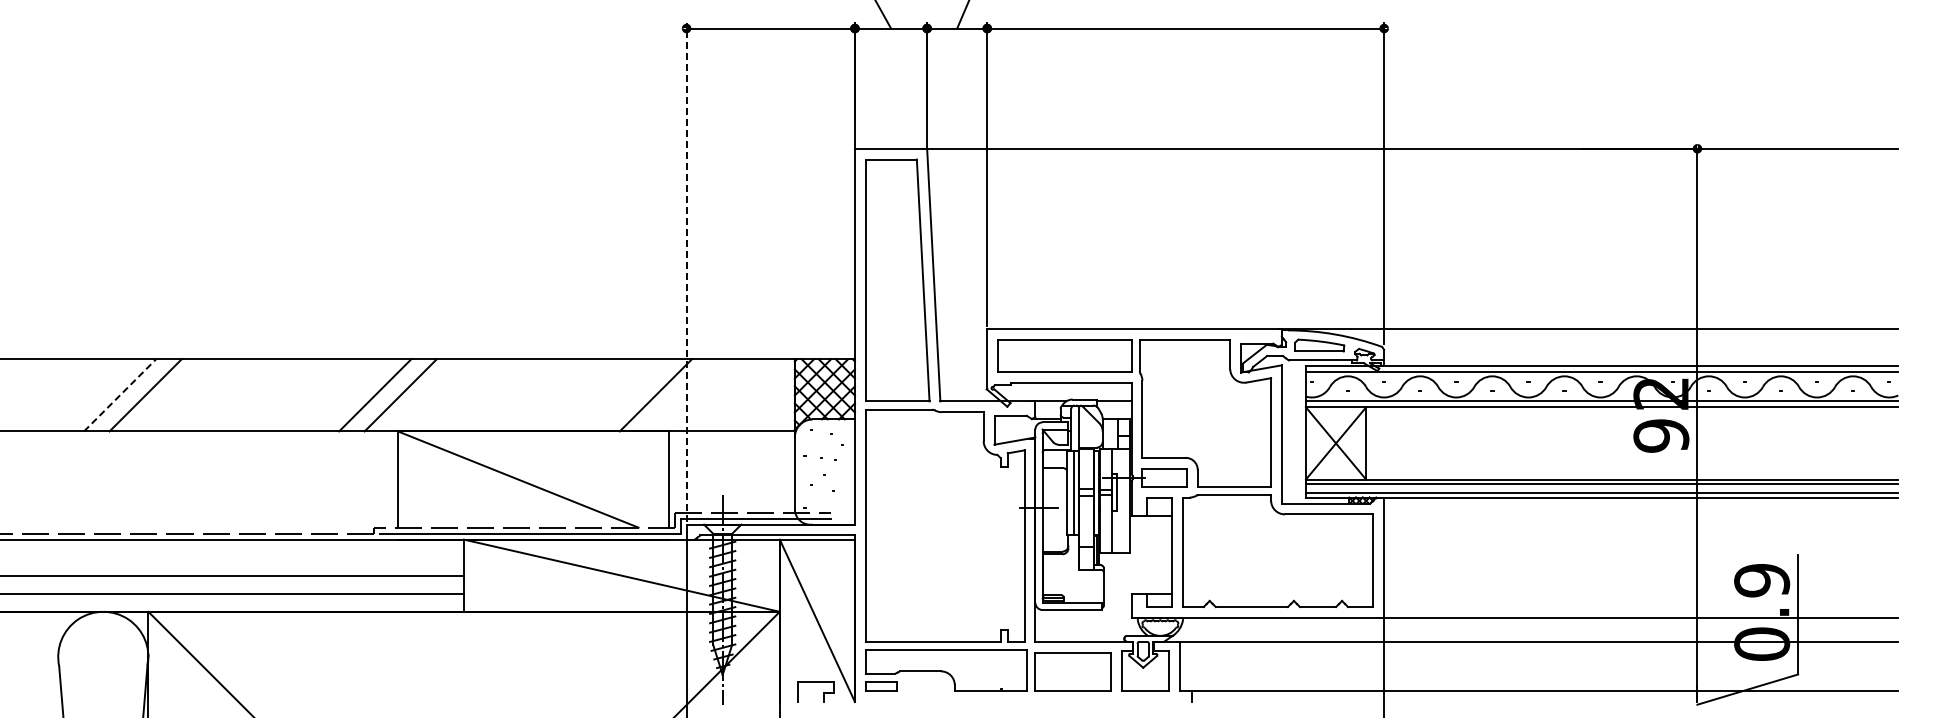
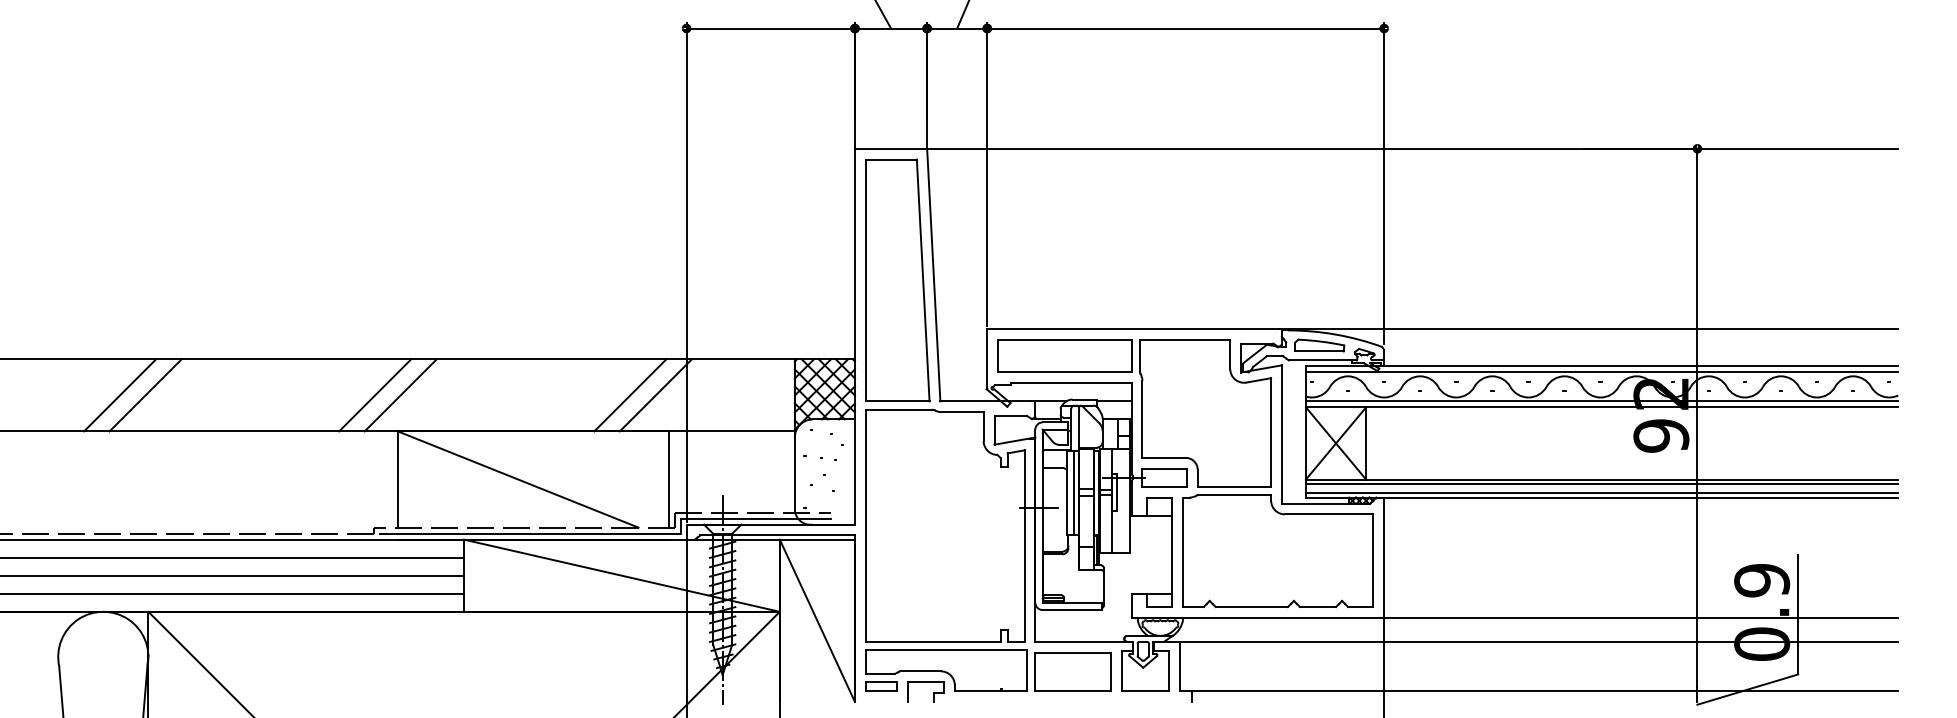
line: dashed -> solid (686, 272)
line: dashed -> solid (120, 394)
line: none -> present (630, 395)
line: none -> present (233, 557)
part position: (823, 692) -> (933, 692) (933, 692)
